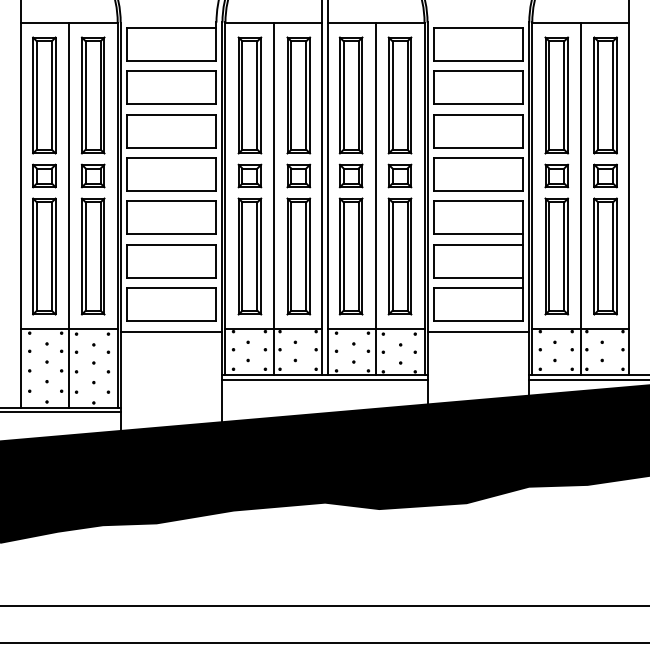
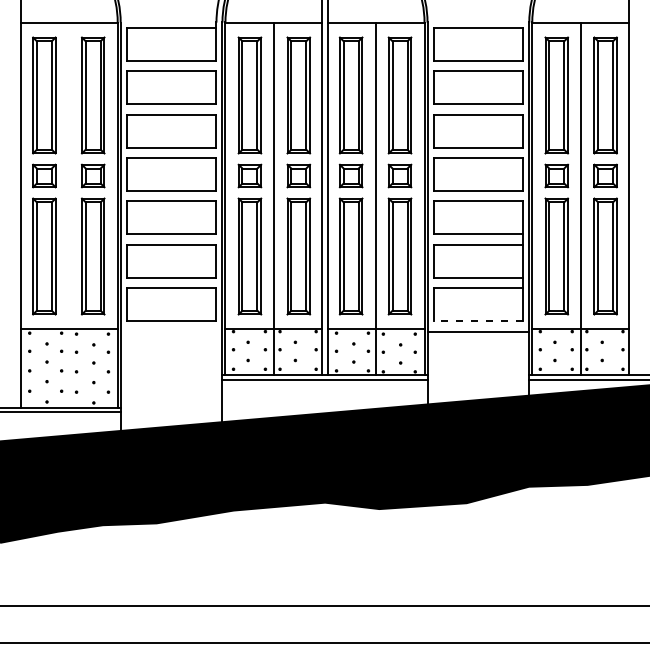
line: present -> none (69, 215)
line: solid -> dashed (478, 321)
line: present -> none (171, 331)
